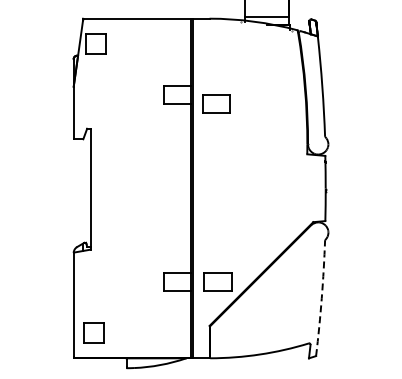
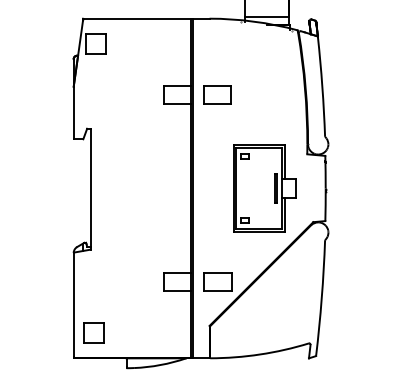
part position: (216, 103) -> (217, 94) (217, 94)
part: none -> present (264, 188)
arc: dashed -> solid (321, 298)
